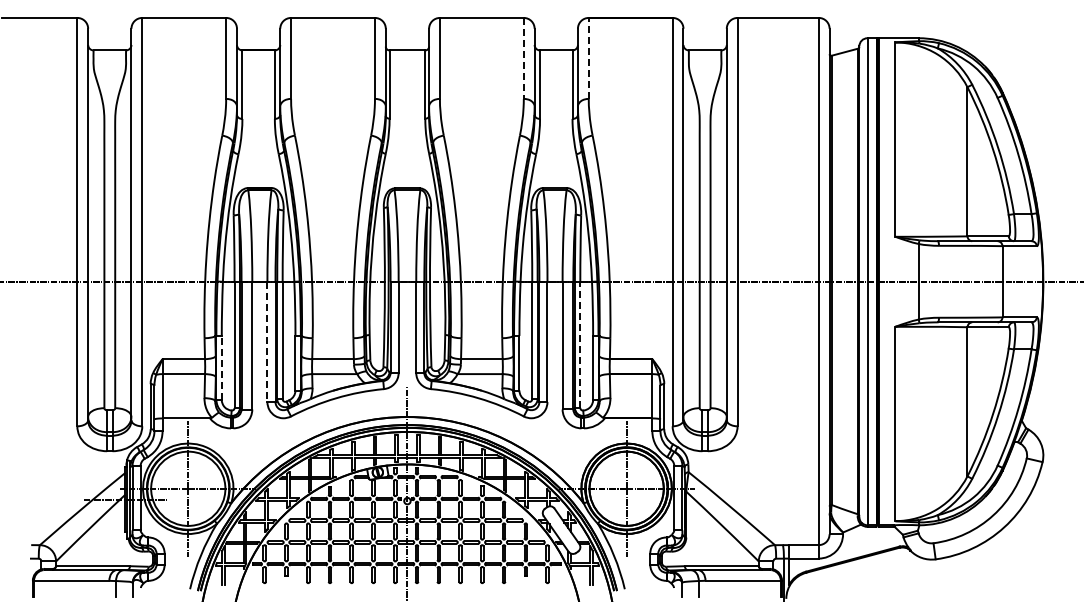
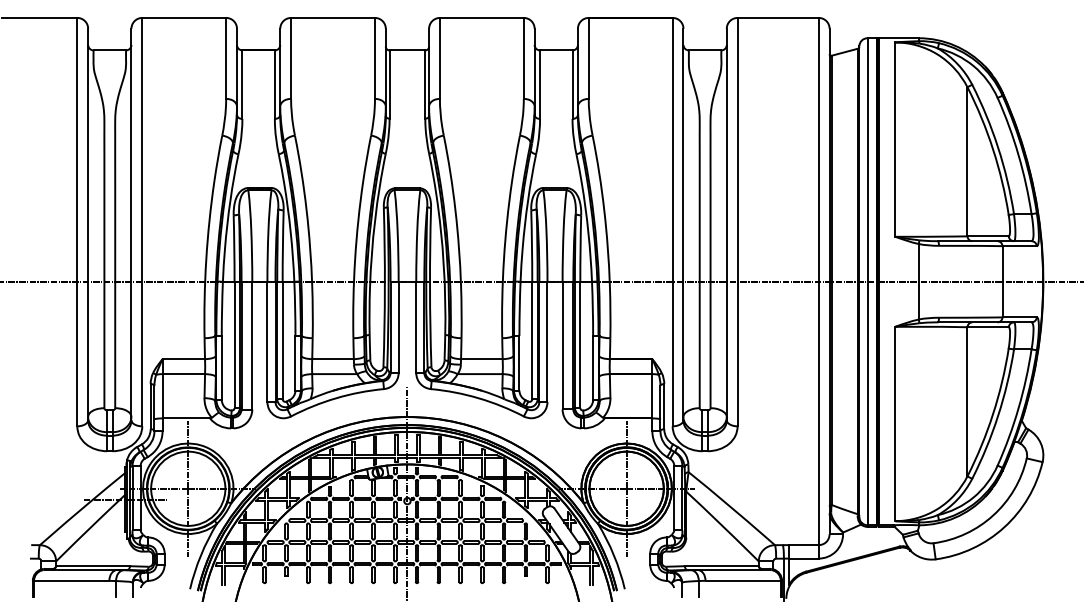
line: dashed -> solid (588, 57)
line: dashed -> solid (523, 58)
line: dashed -> solid (267, 342)
line: dashed -> solid (580, 344)
line: dashed -> solid (221, 367)
